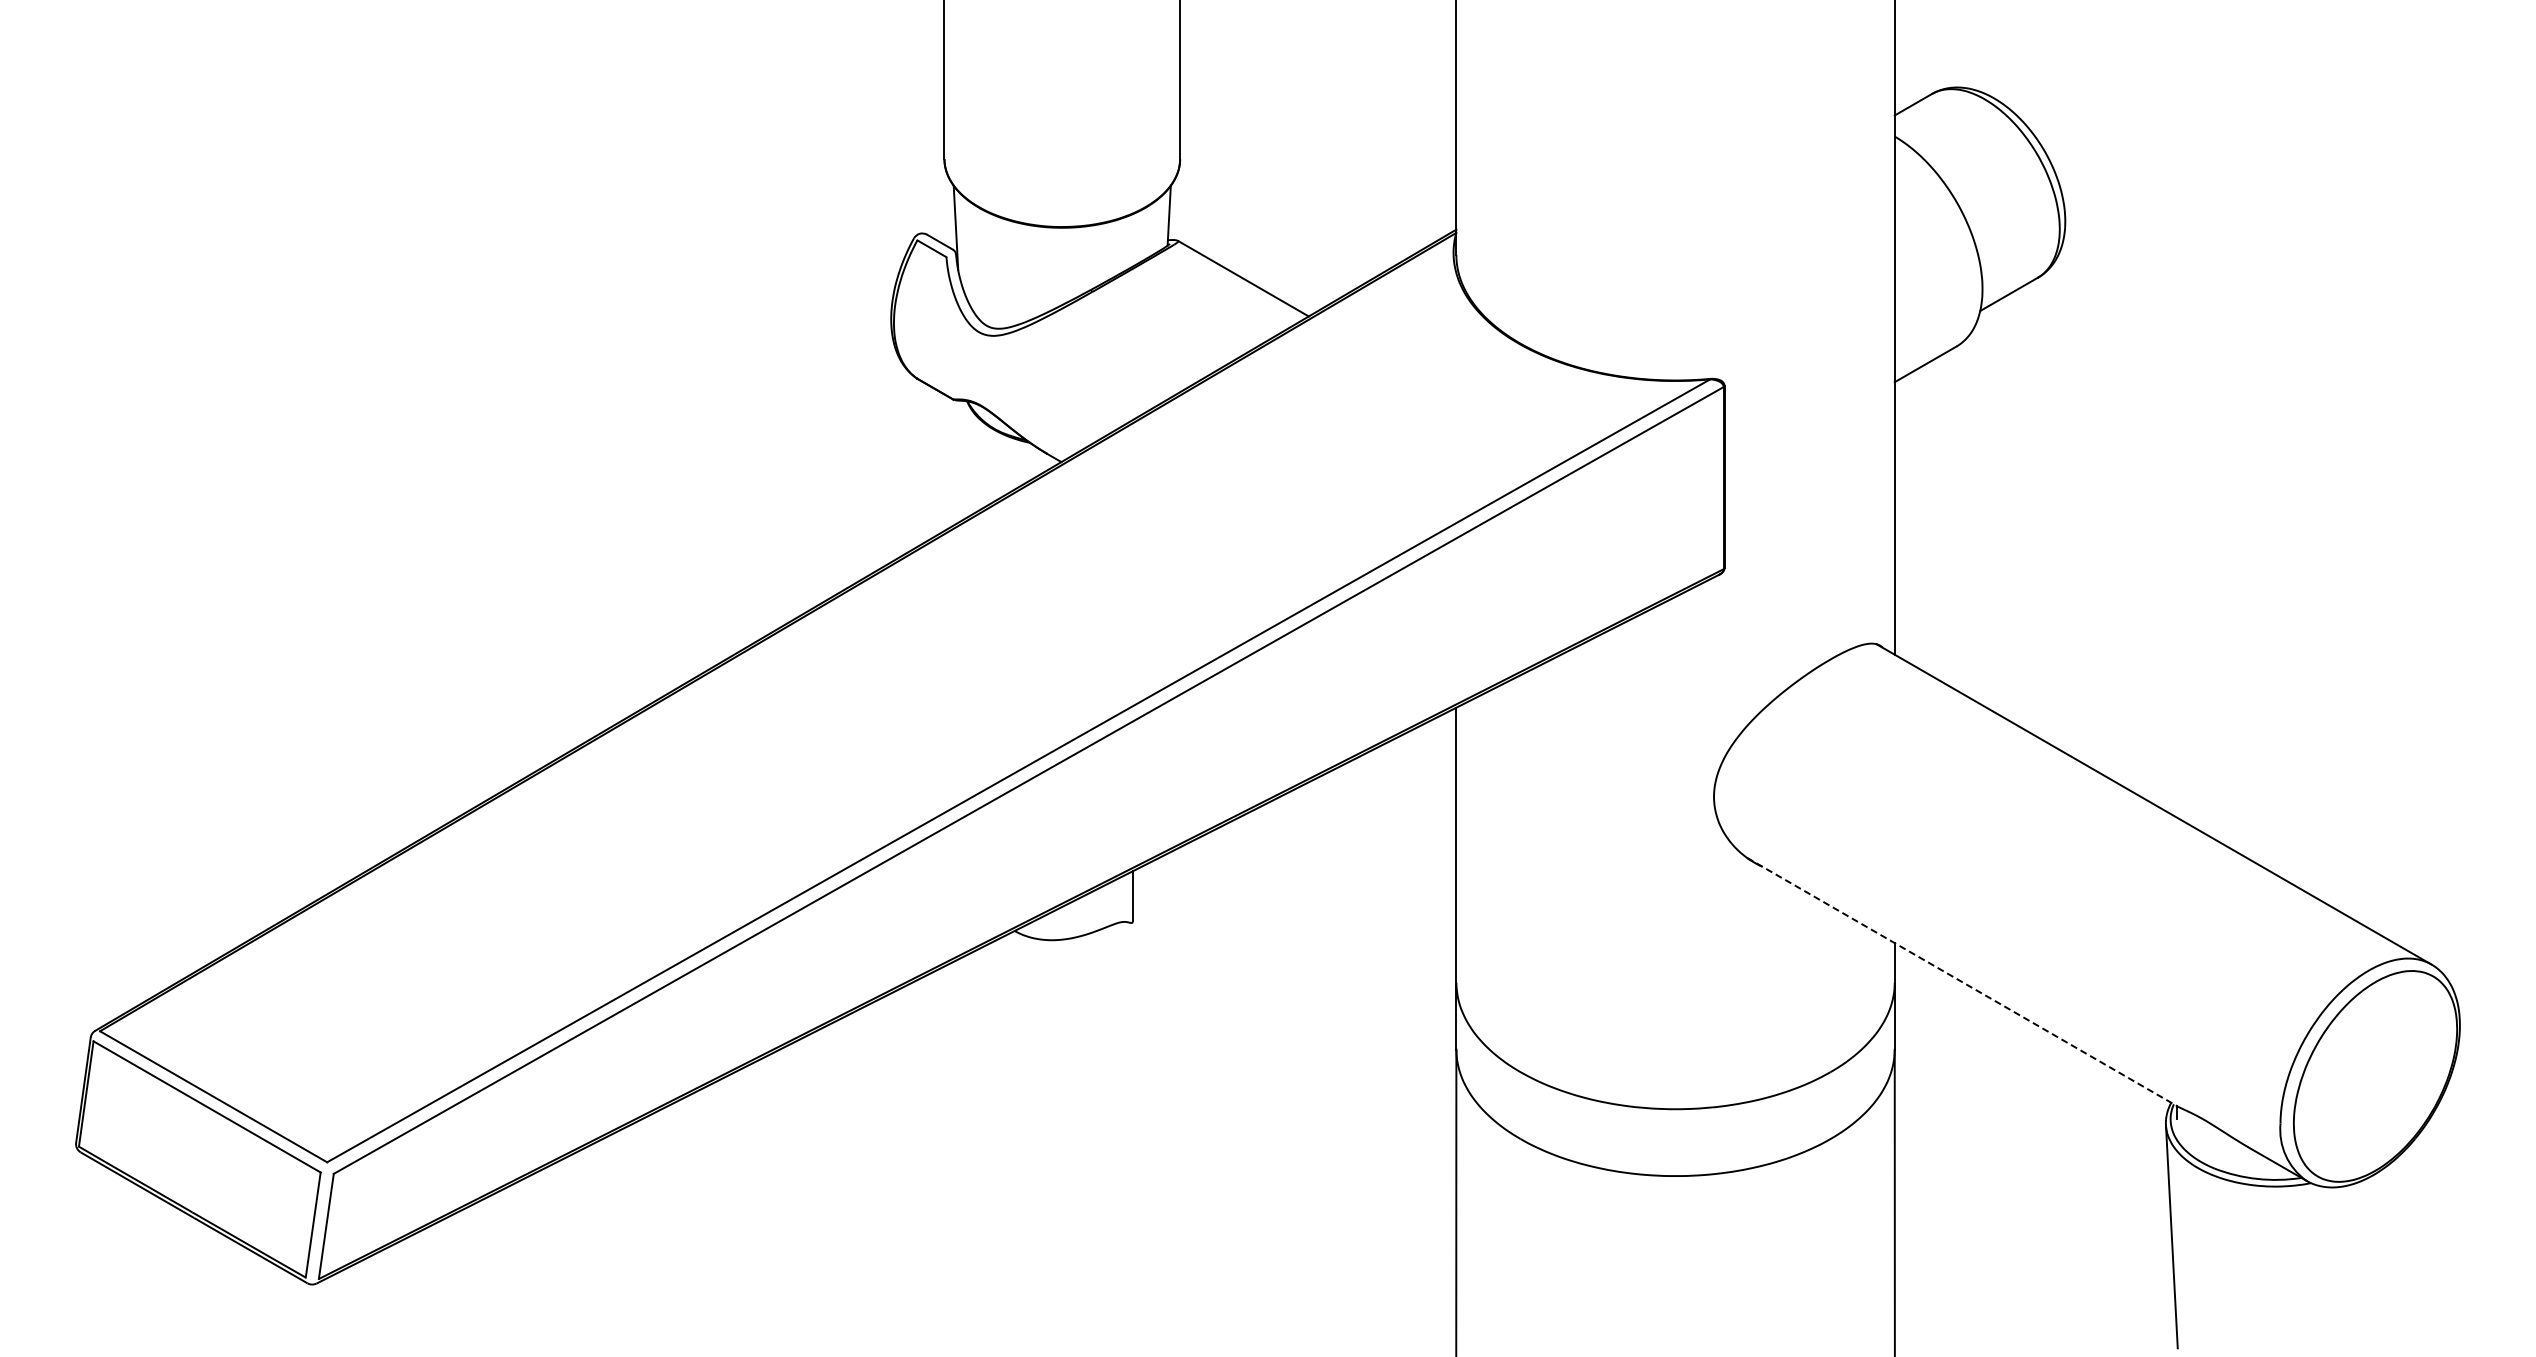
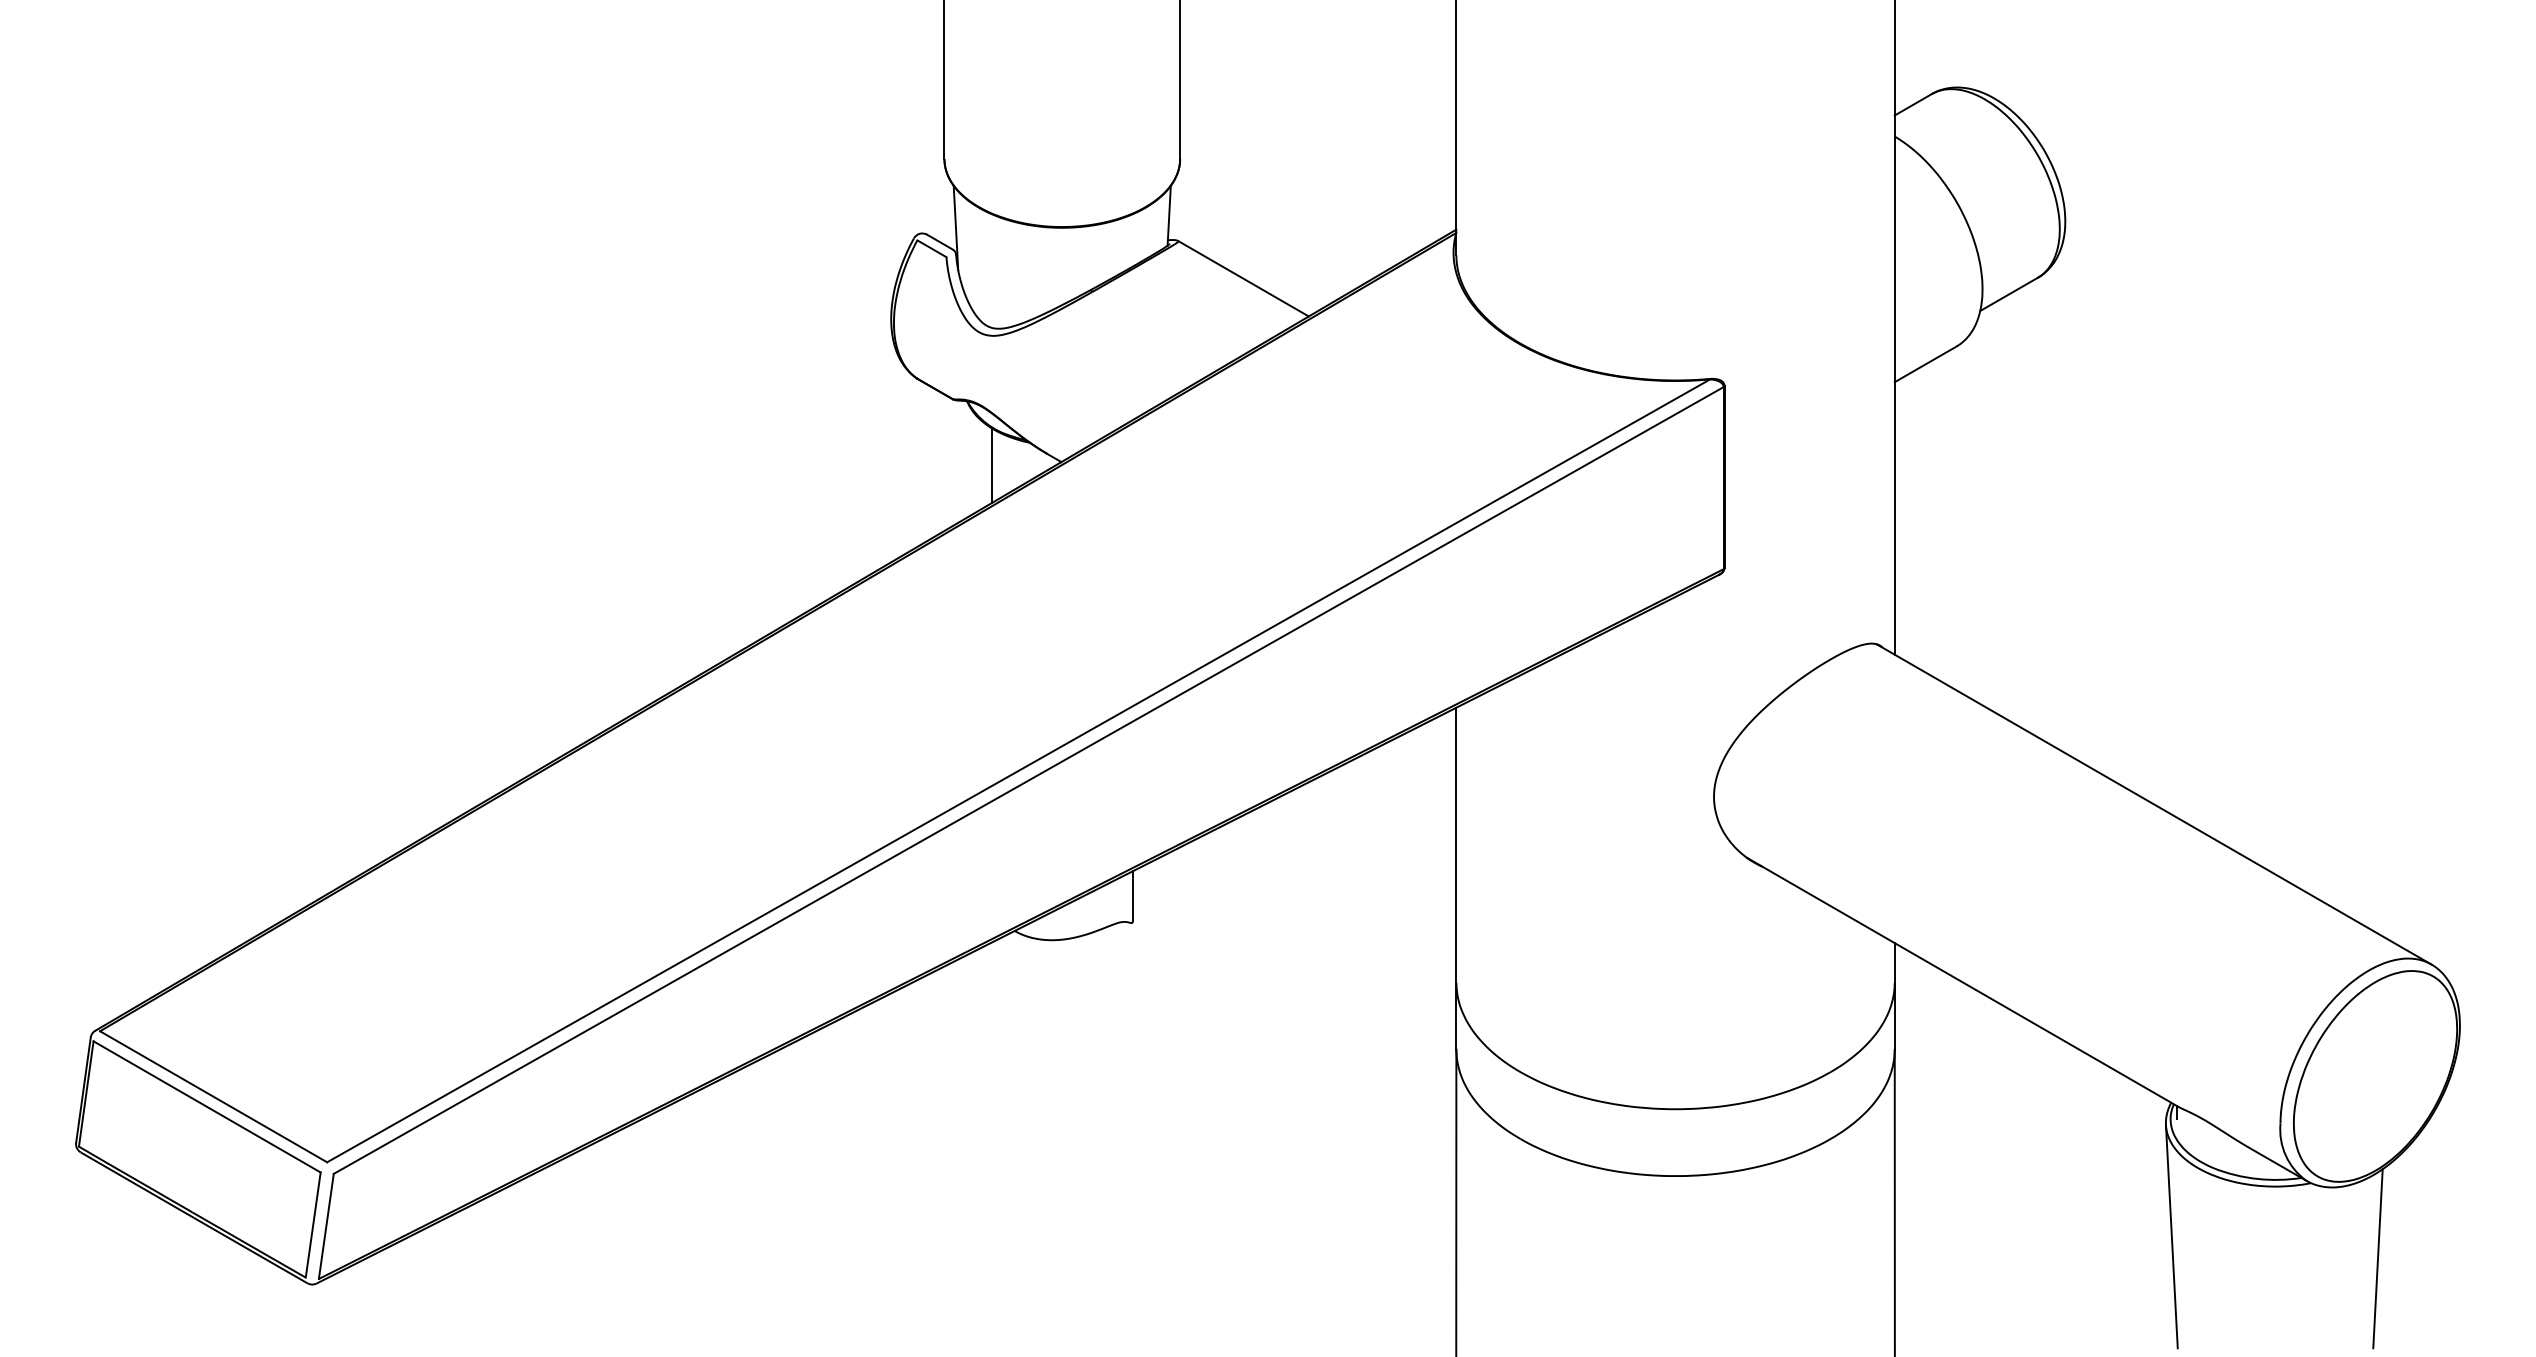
line: none -> present (991, 465)
line: dashed -> solid (1962, 982)
line: none -> present (2377, 1258)
